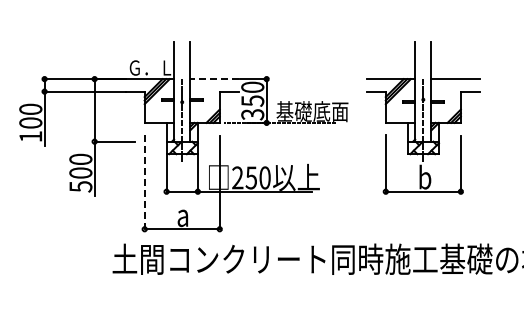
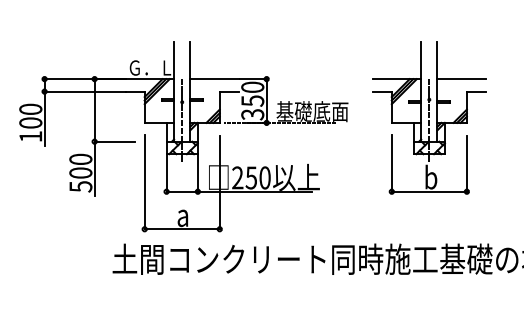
line: dashed -> solid (213, 79)
part position: (423, 117) -> (429, 117) (429, 117)
line: dashed -> solid (144, 182)
